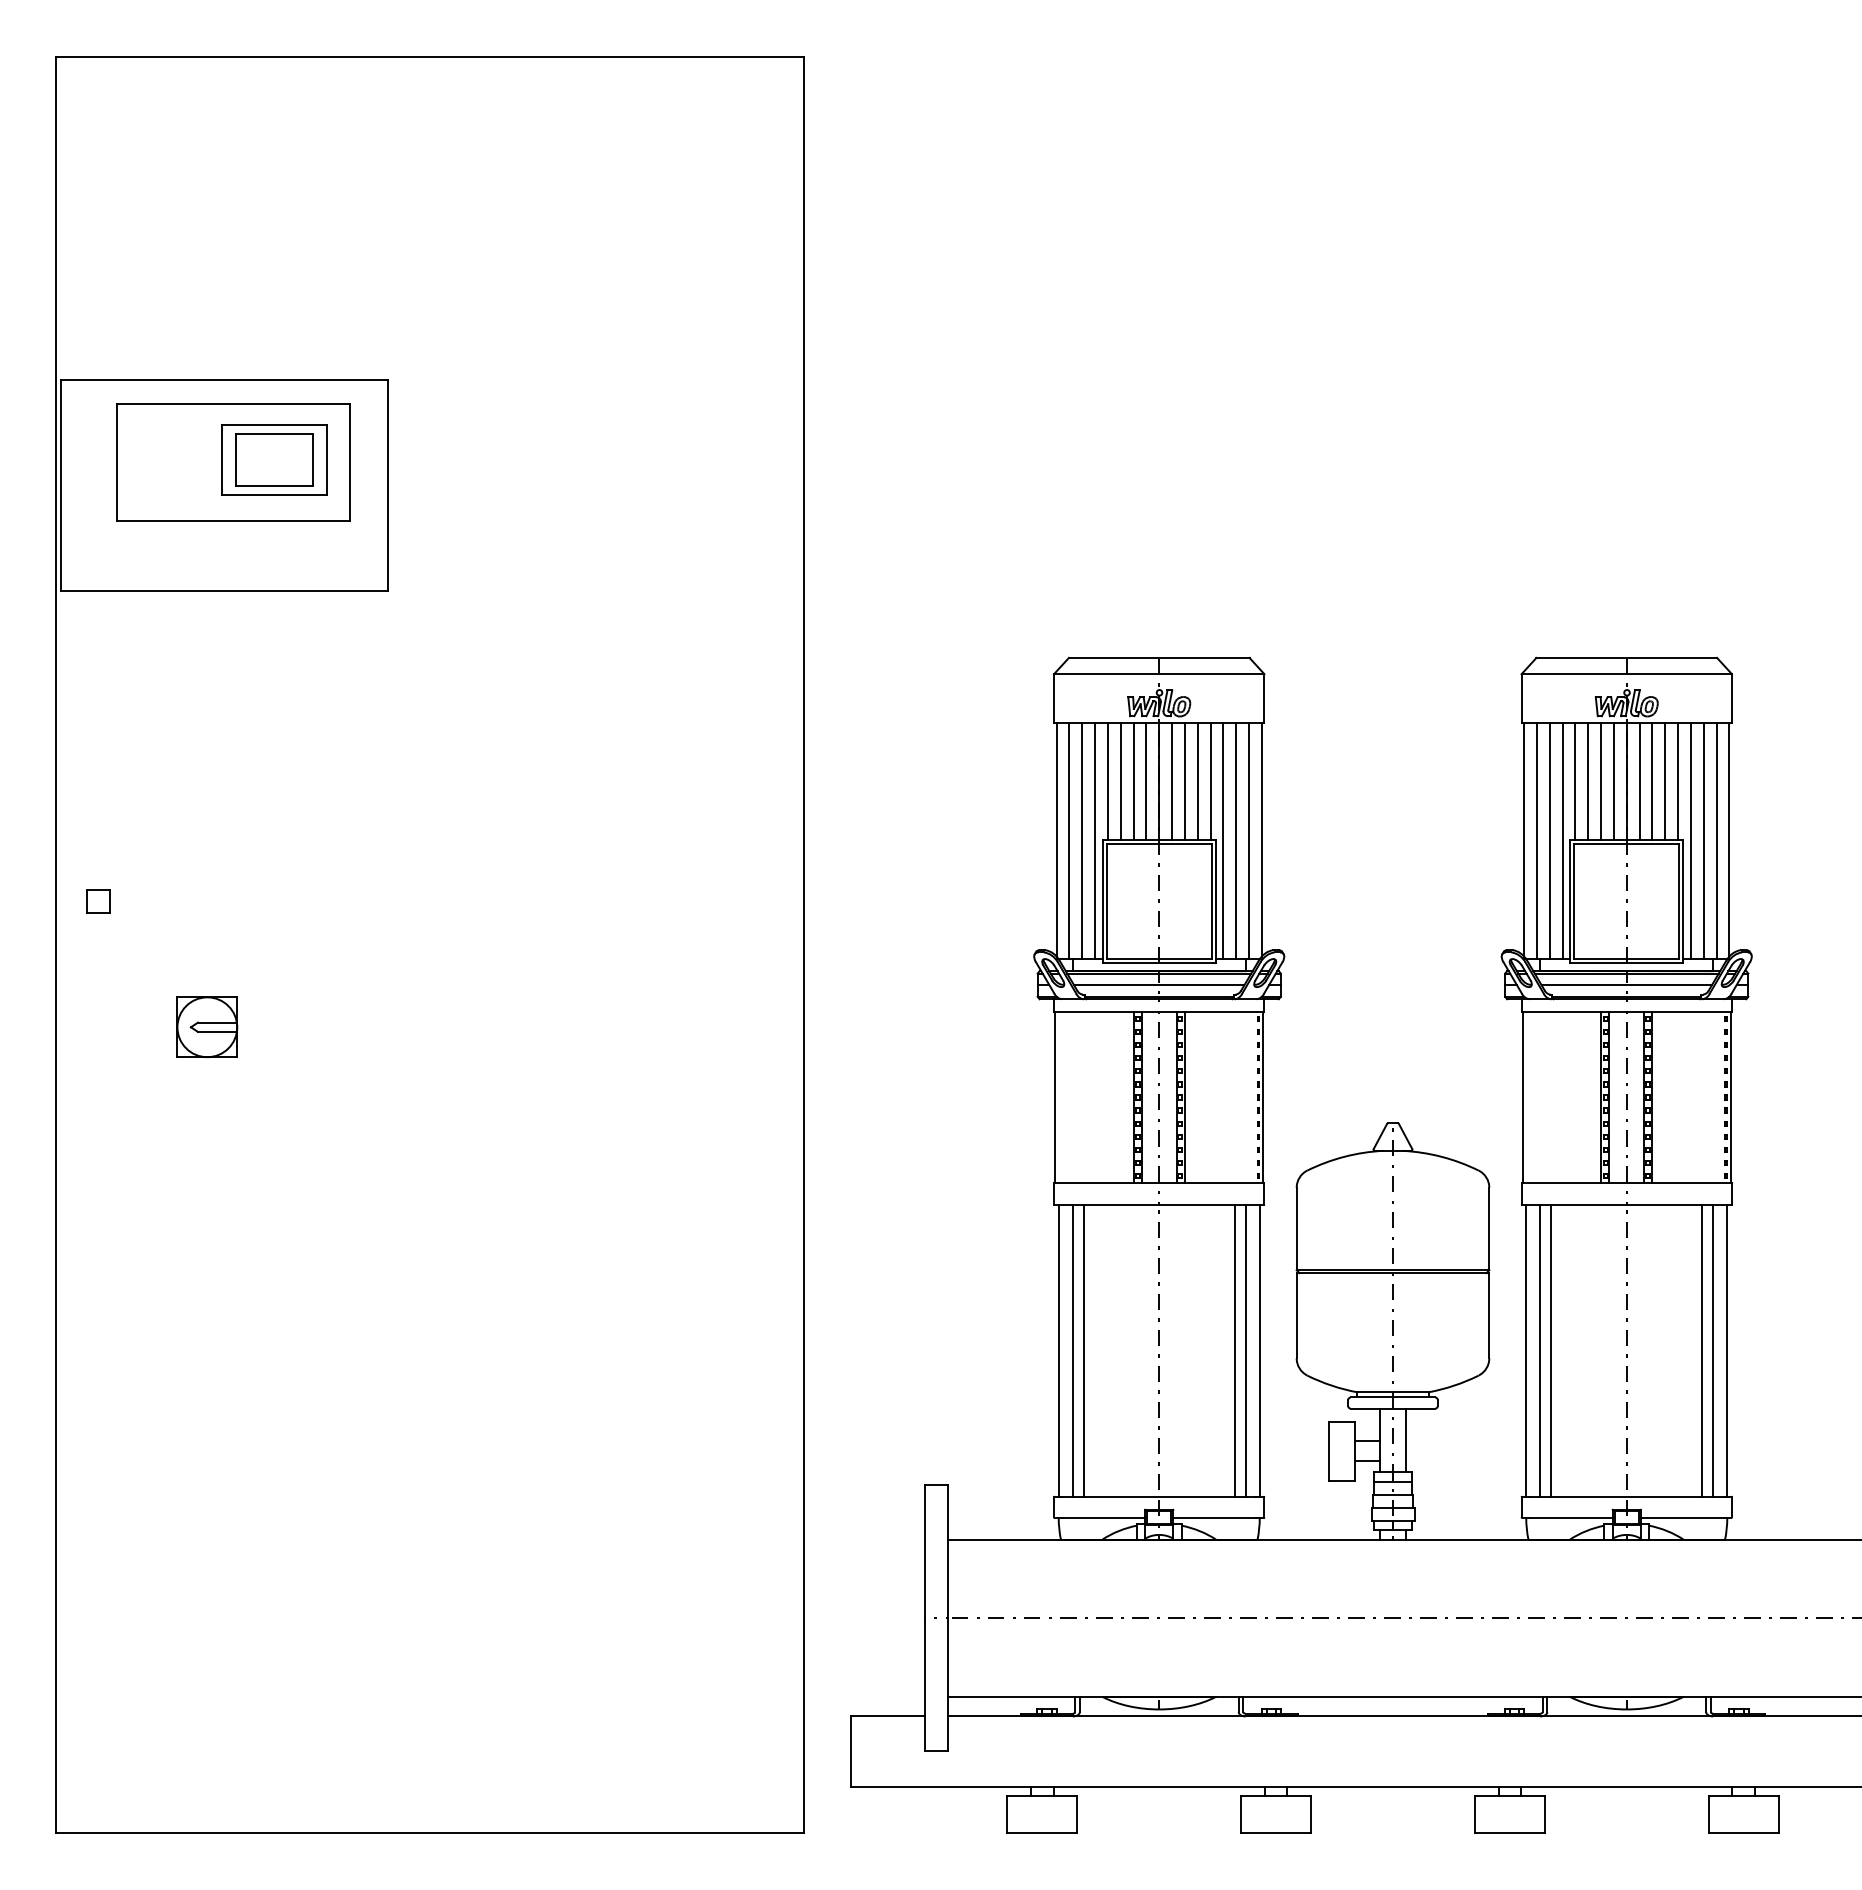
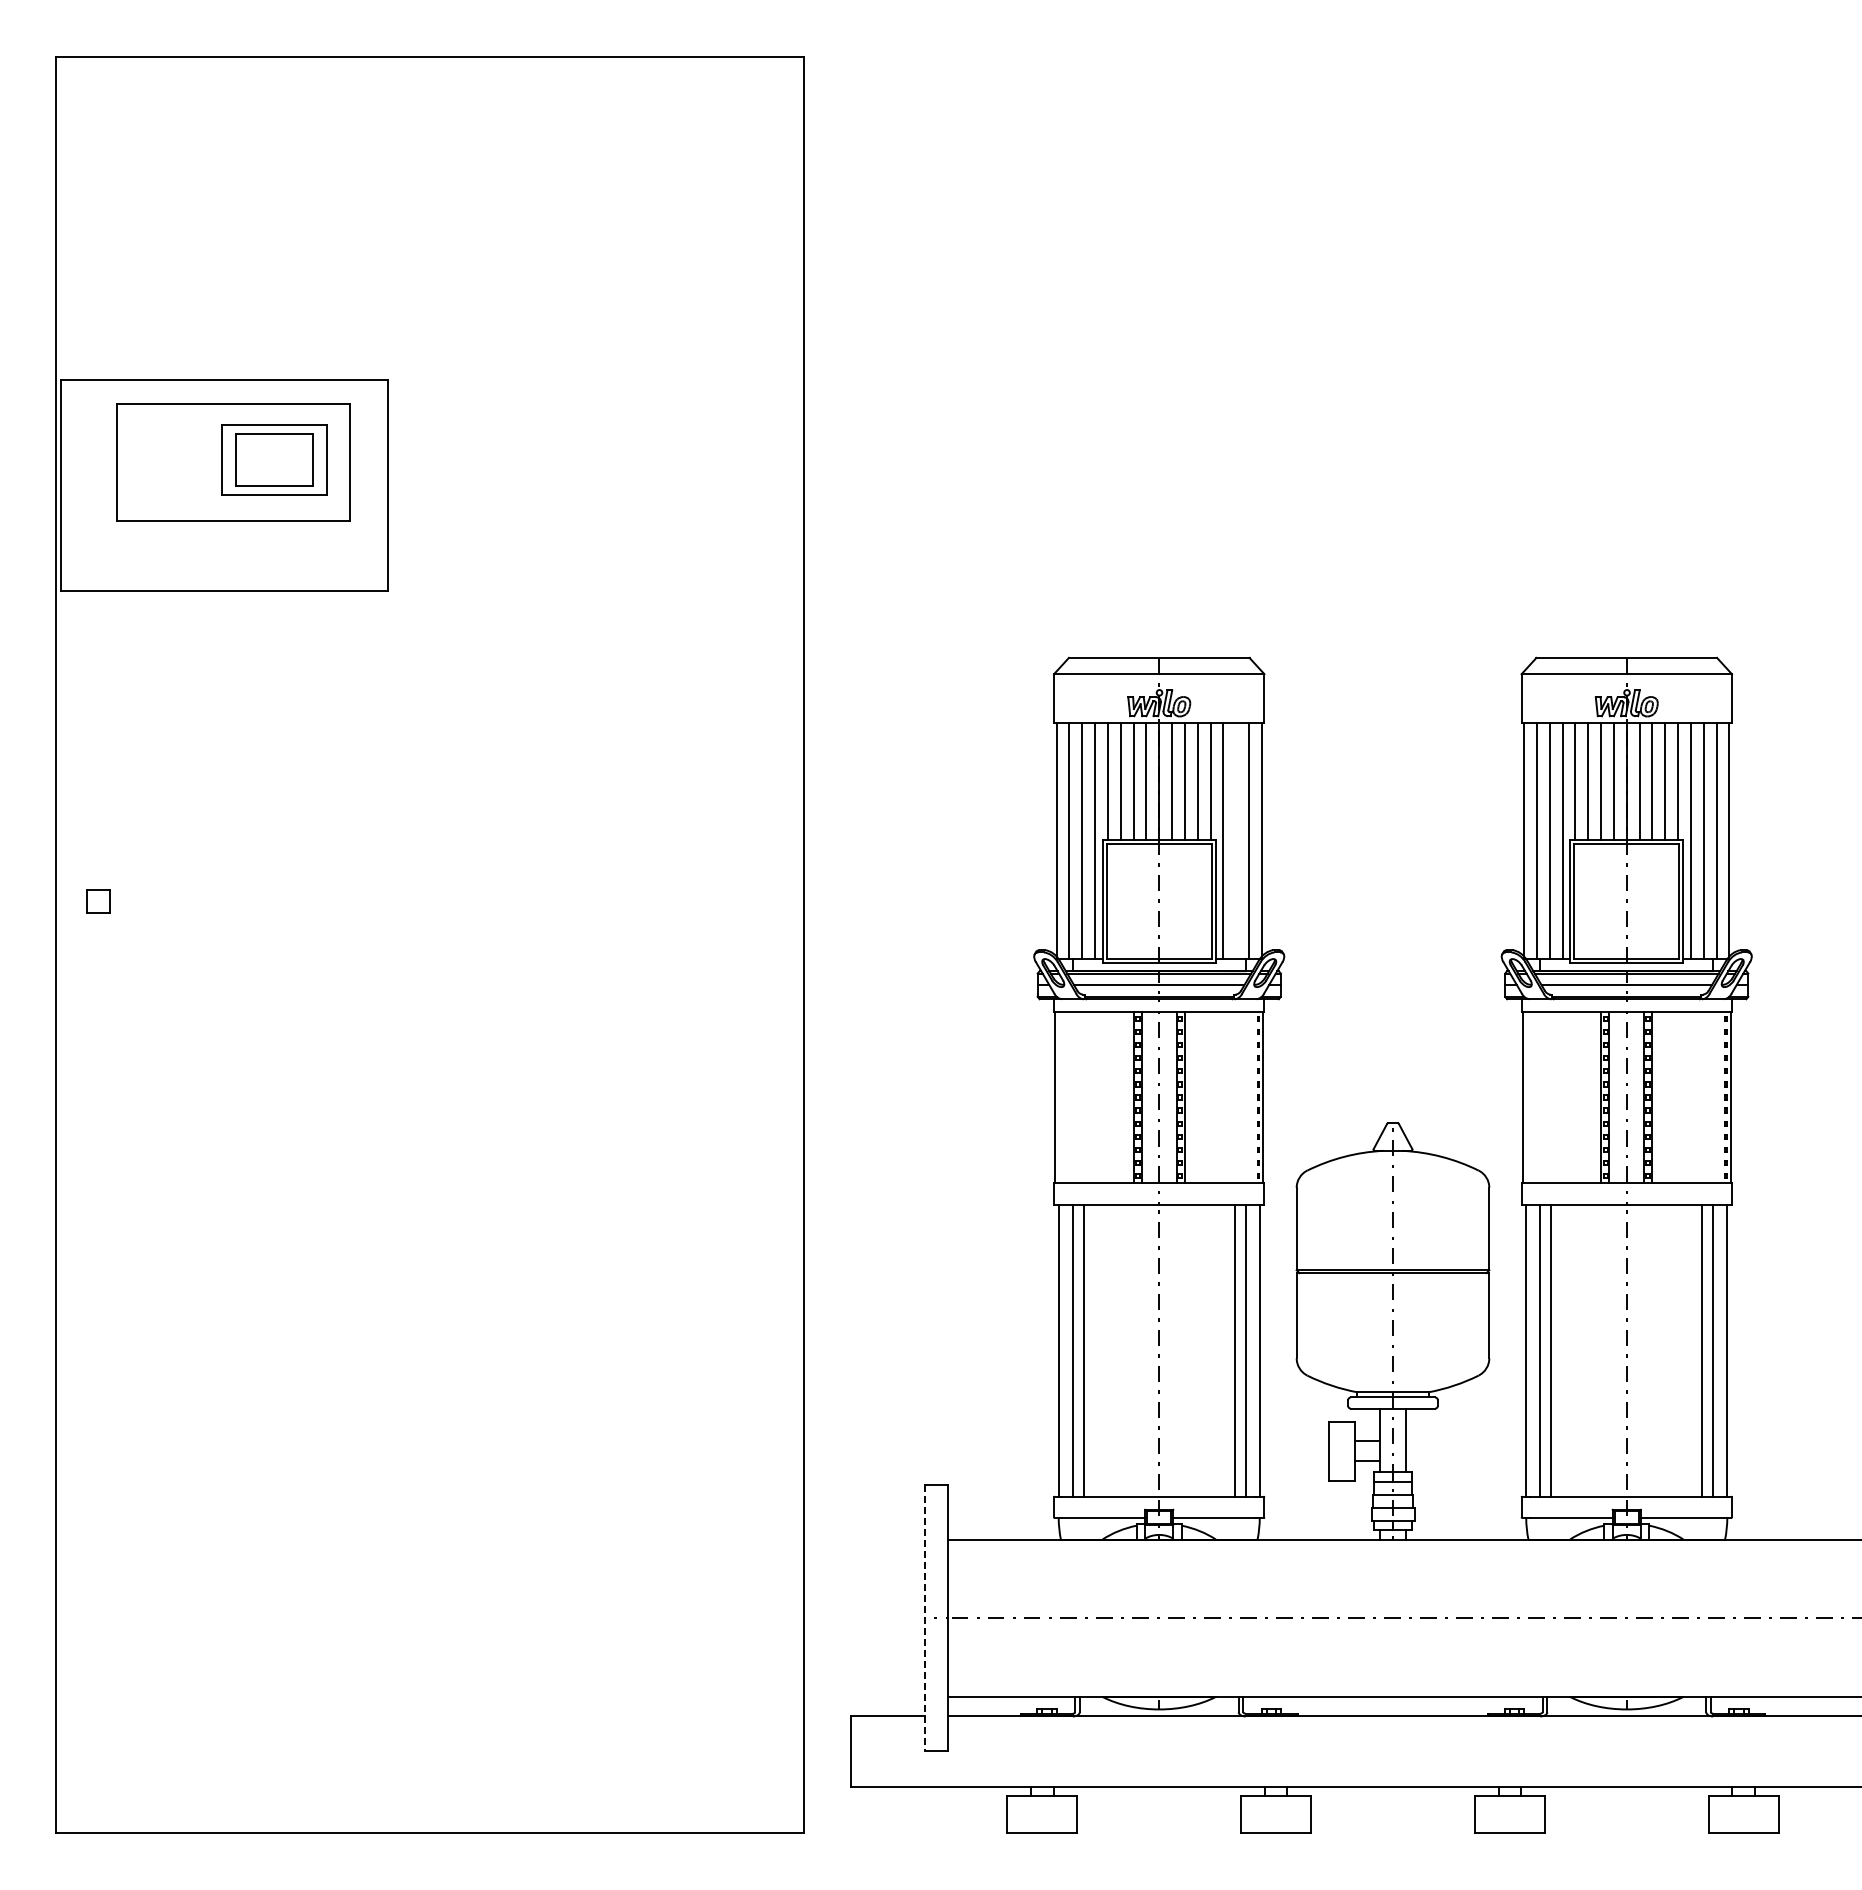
line: present -> none (1236, 840)
part: present -> none (207, 1027)
line: solid -> dashed (925, 1618)
